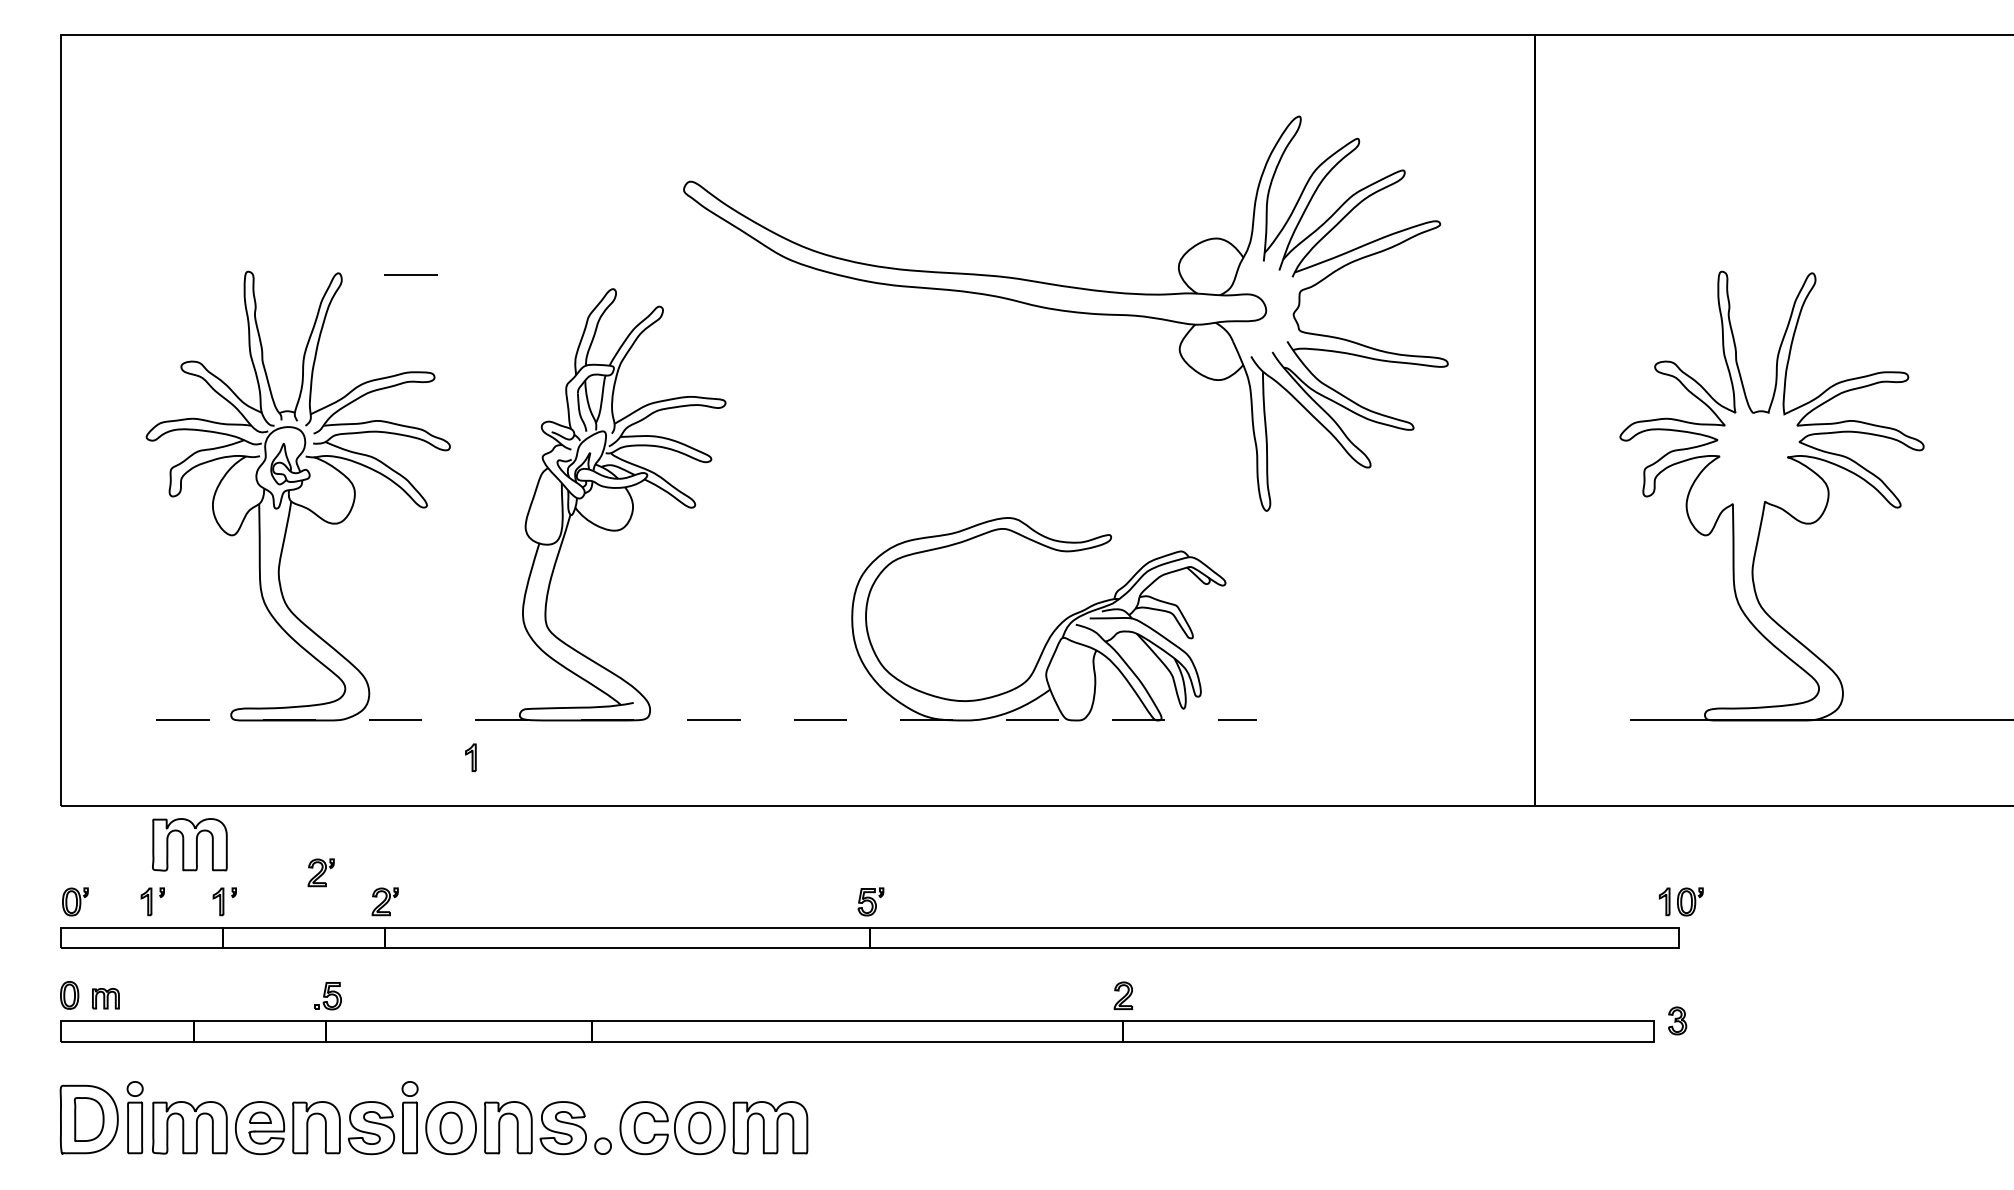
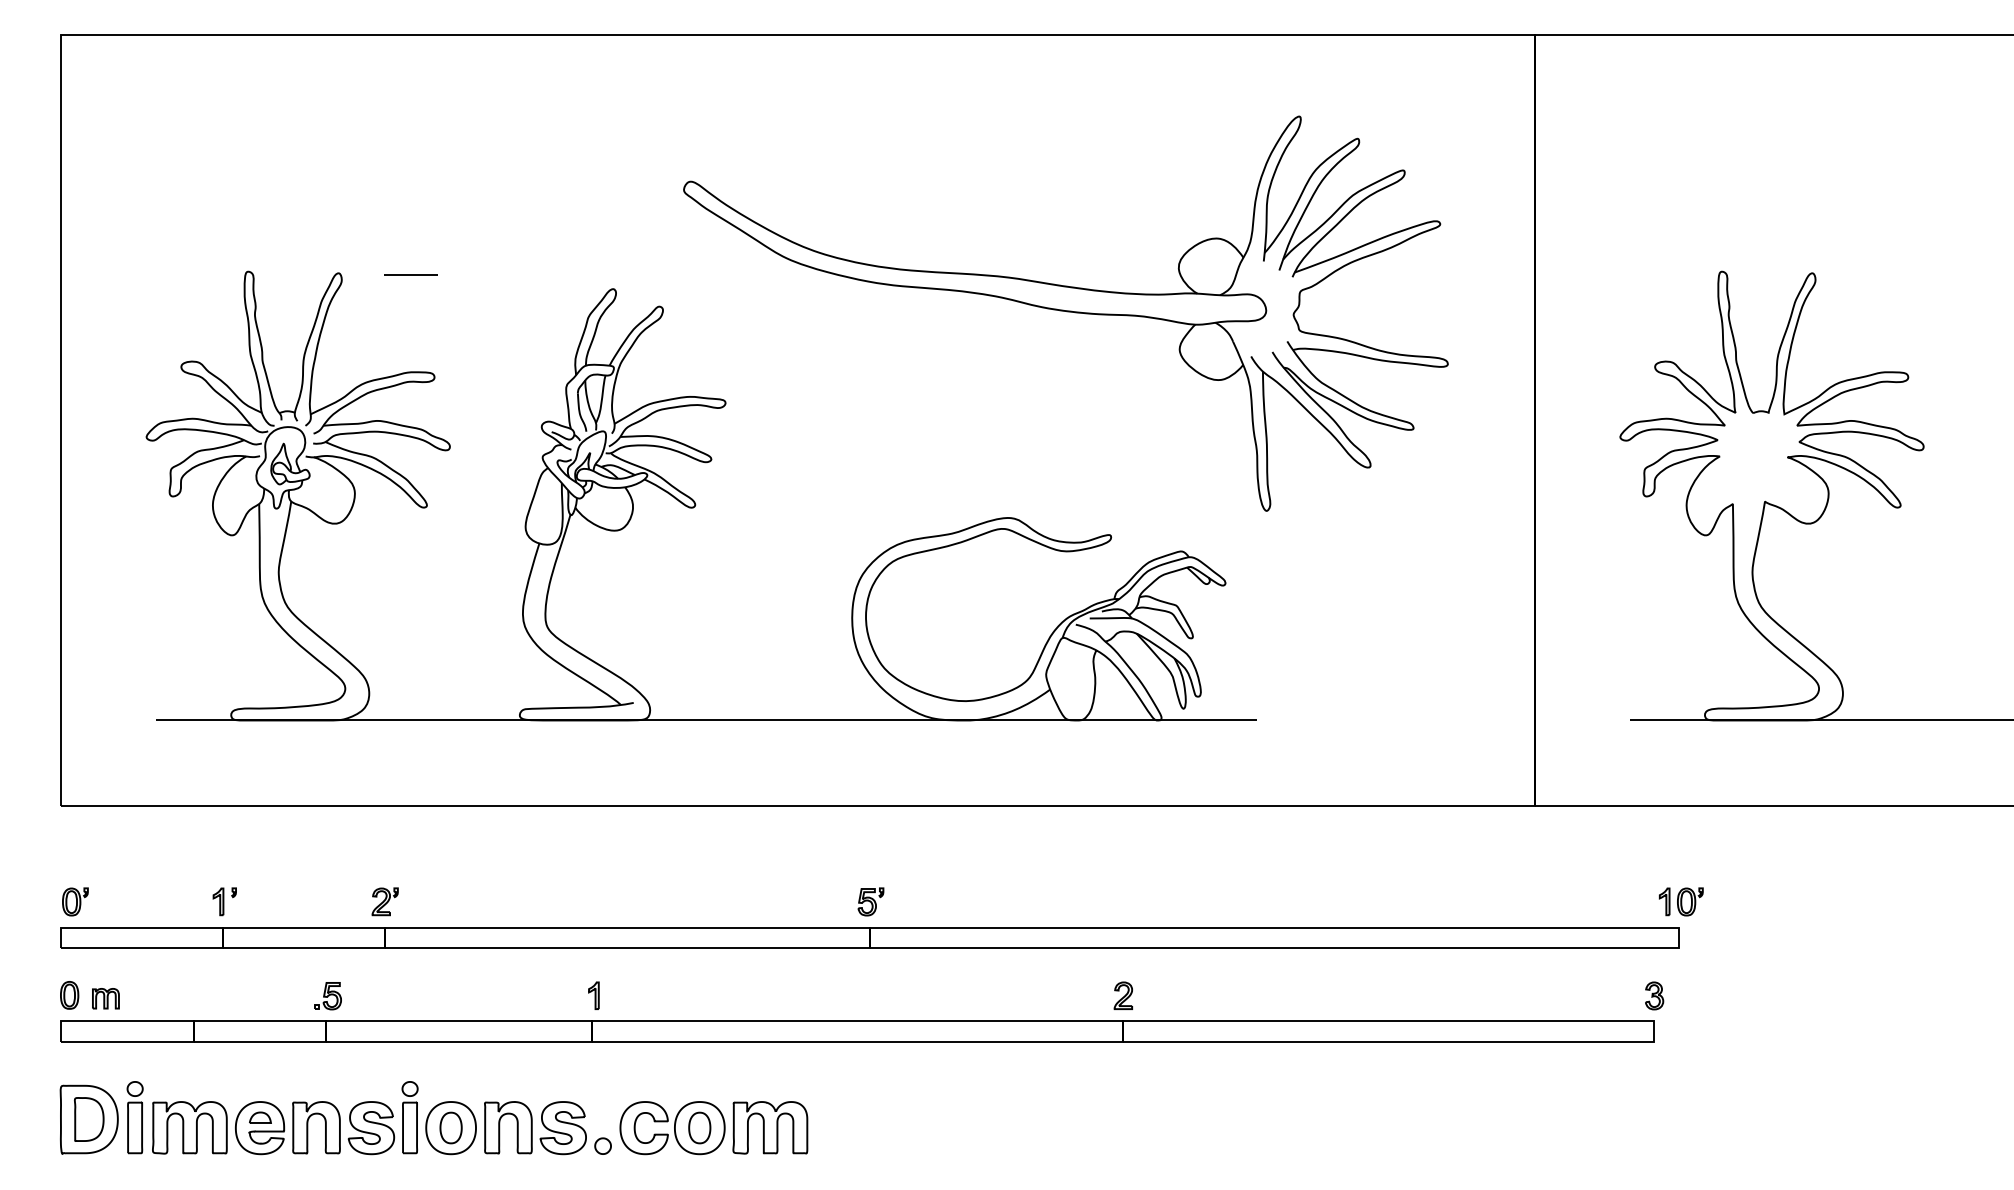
line: dashed -> solid (707, 720)
part position: (470, 757) -> (593, 995) (593, 995)
part: present -> none (189, 844)
part: present -> none (320, 872)
part: present -> none (152, 901)
part position: (1677, 1020) -> (1654, 995) (1654, 995)
